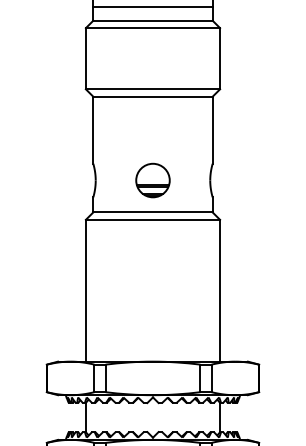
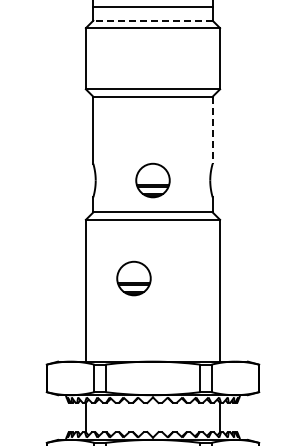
line: solid -> dashed (152, 20)
line: solid -> dashed (212, 130)
part: none -> present (133, 278)
